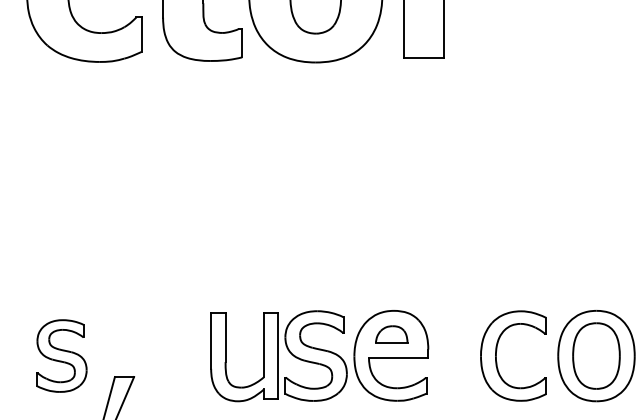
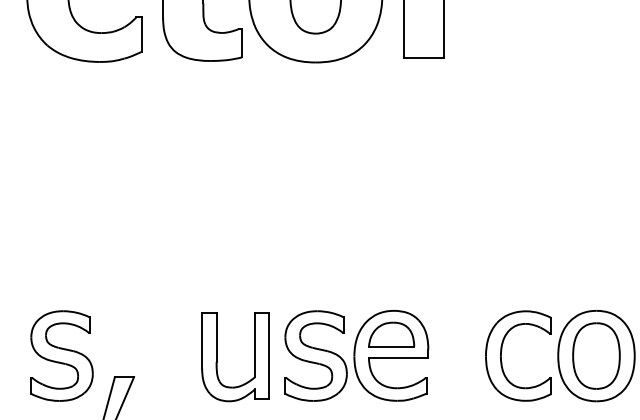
part size: 34x19 px -> 48x27 px (391, 334)
part position: (497, 350) -> (502, 350) (502, 350)
part size: 52x74 px -> 64x92 px (61, 355)
part position: (226, 357) -> (217, 357) (217, 357)
